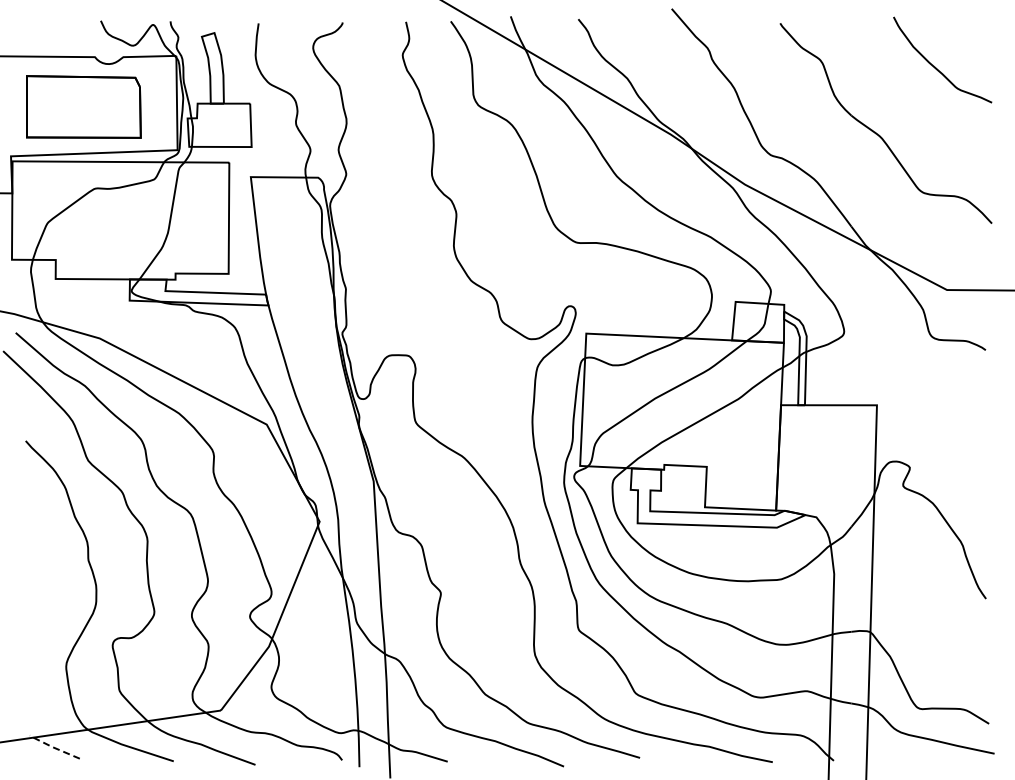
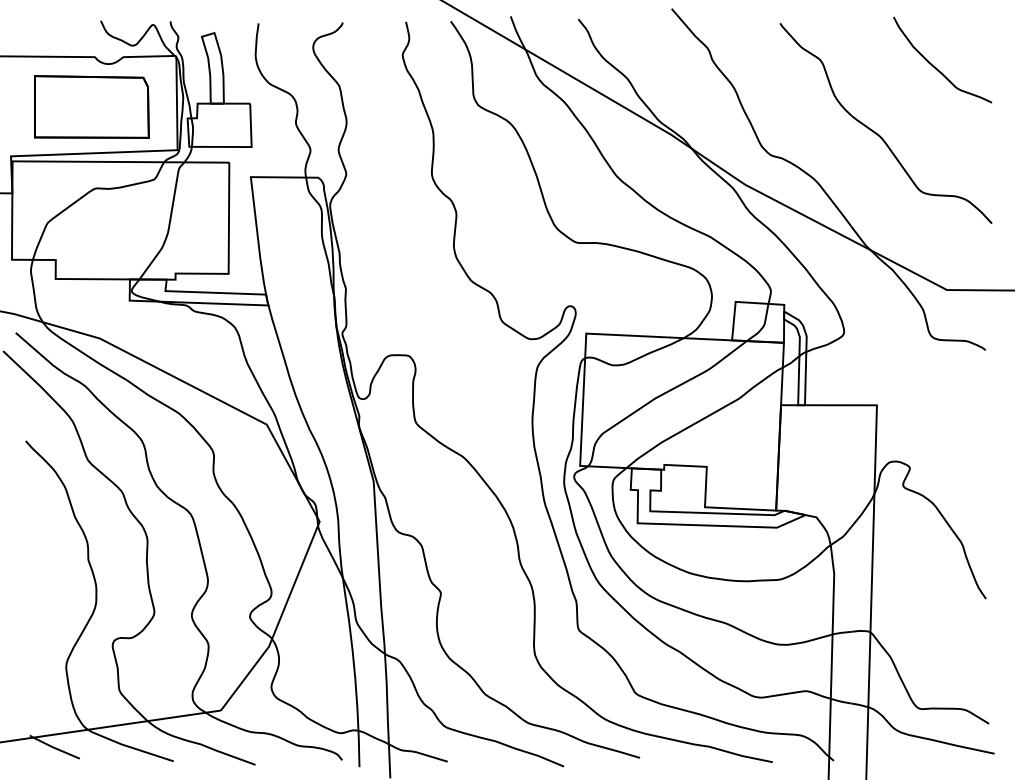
part position: (83, 106) -> (91, 106) (91, 106)
line: dashed -> solid (53, 747)
